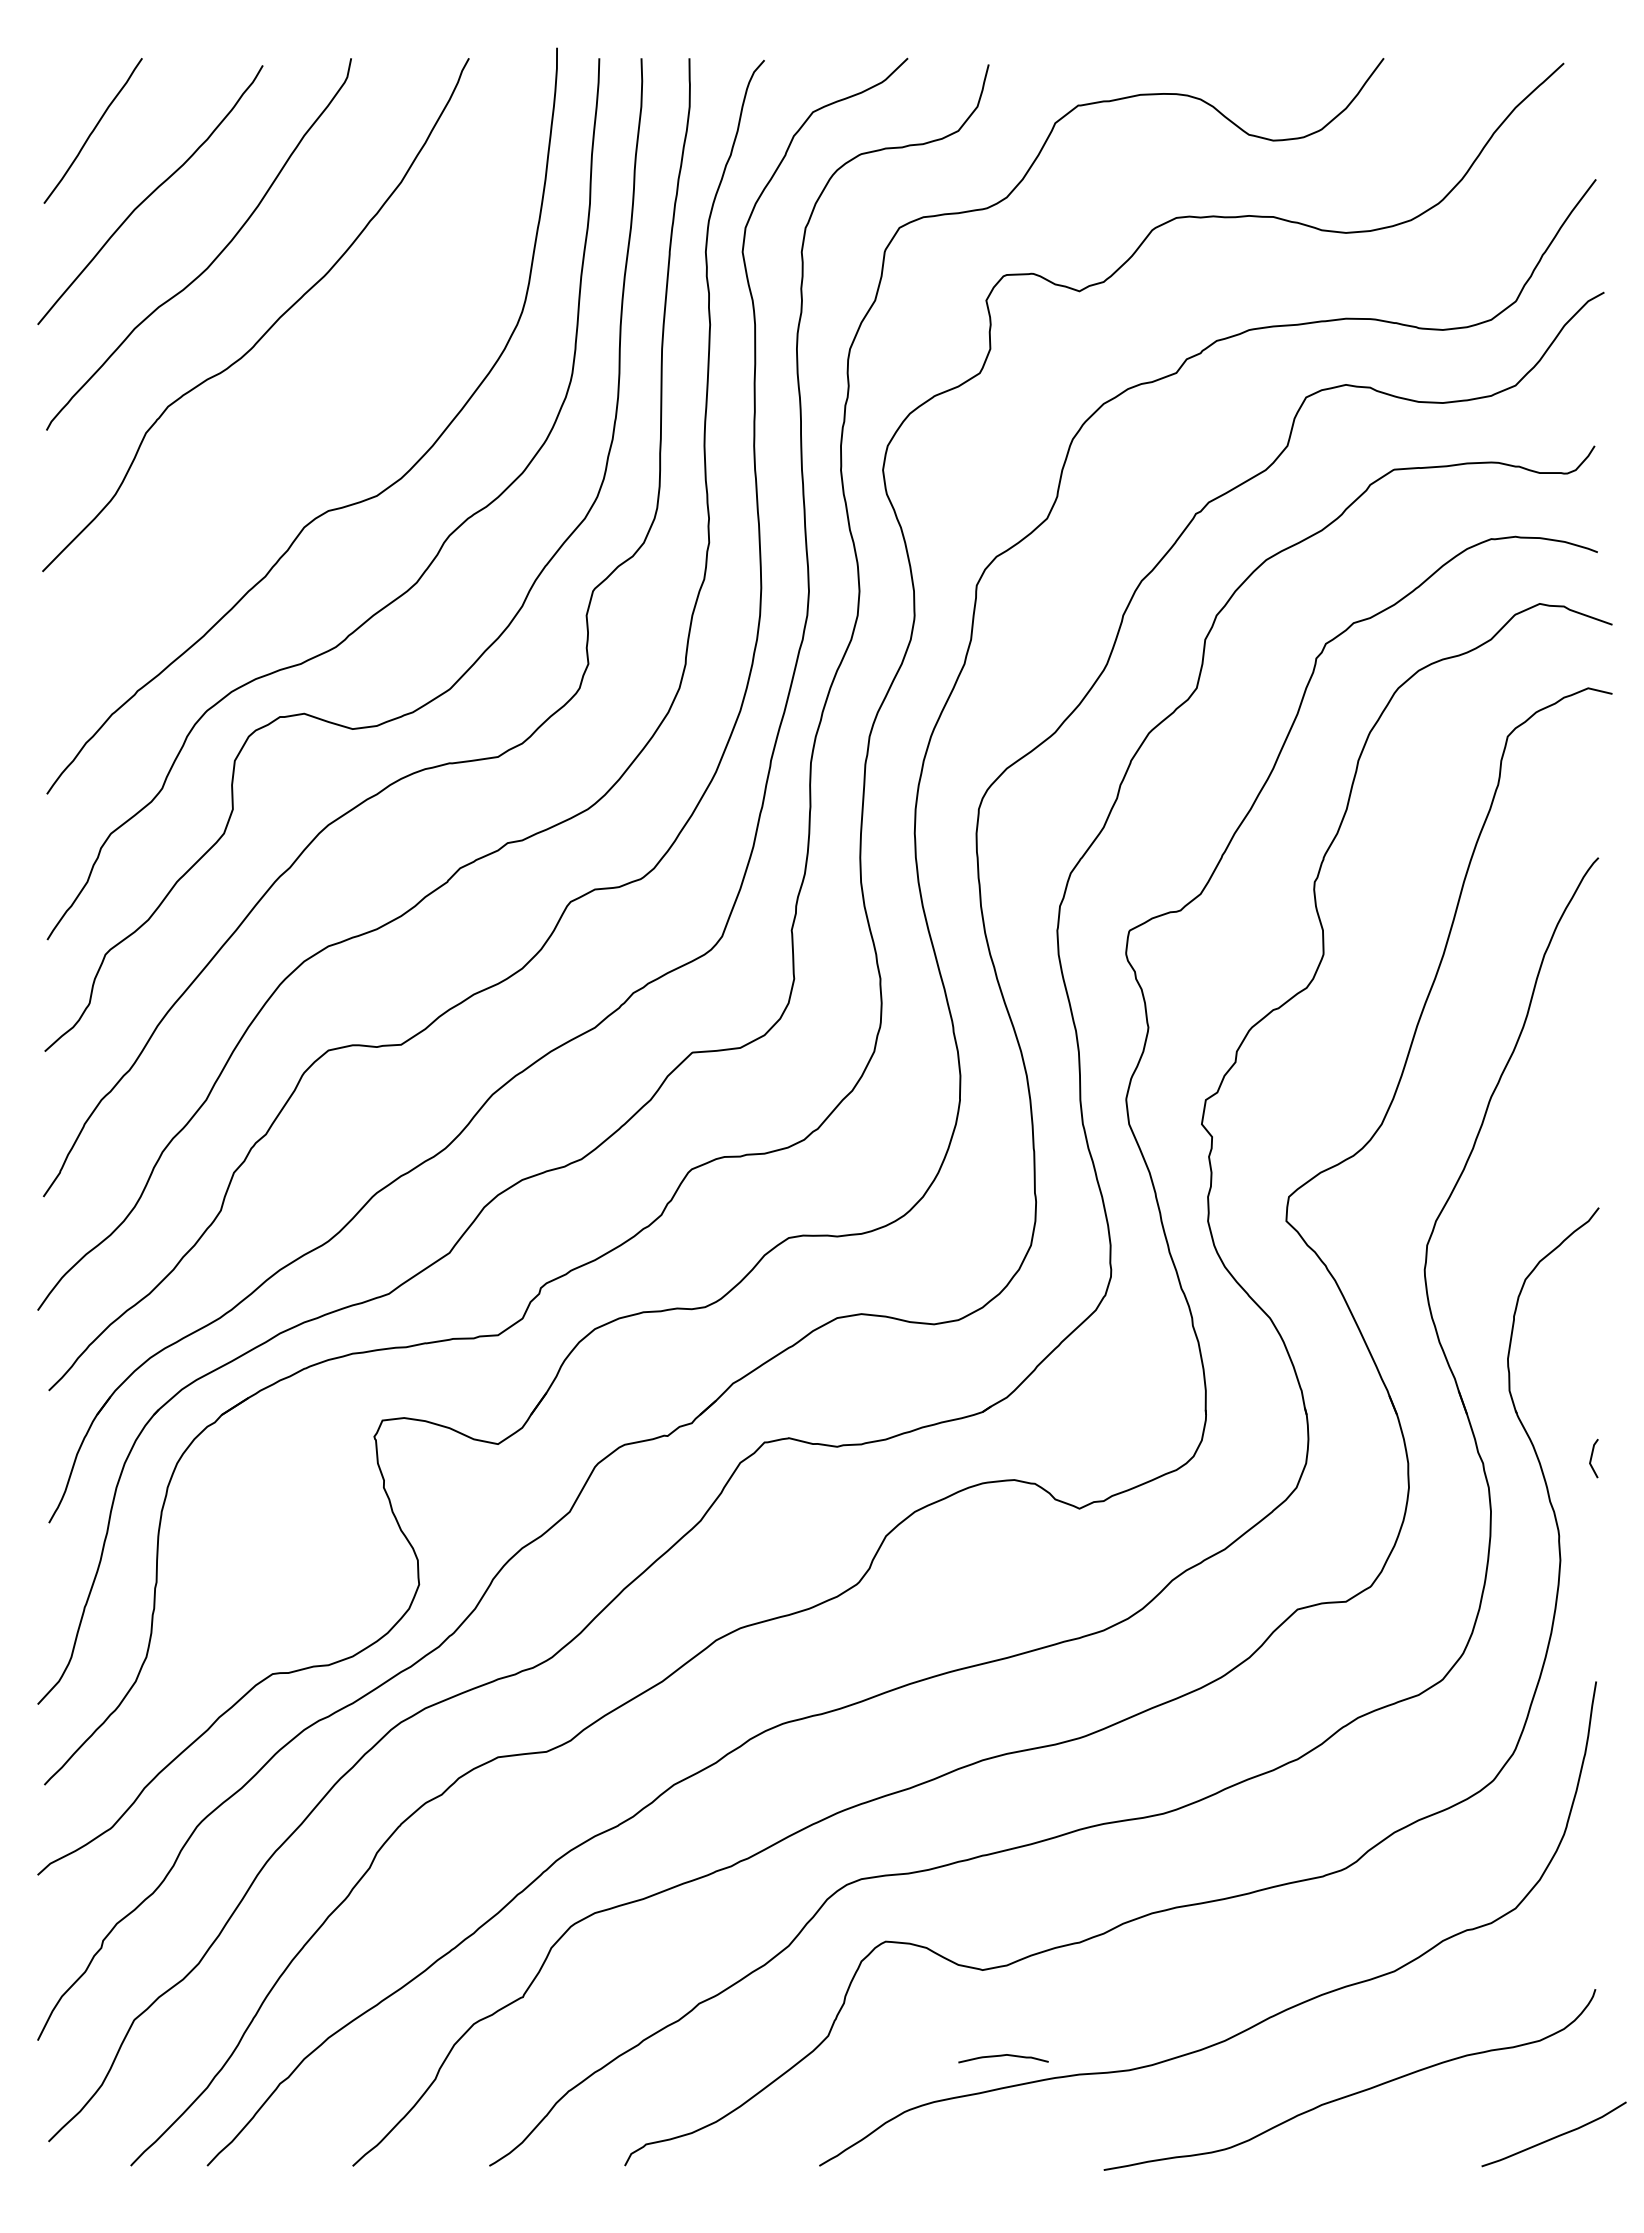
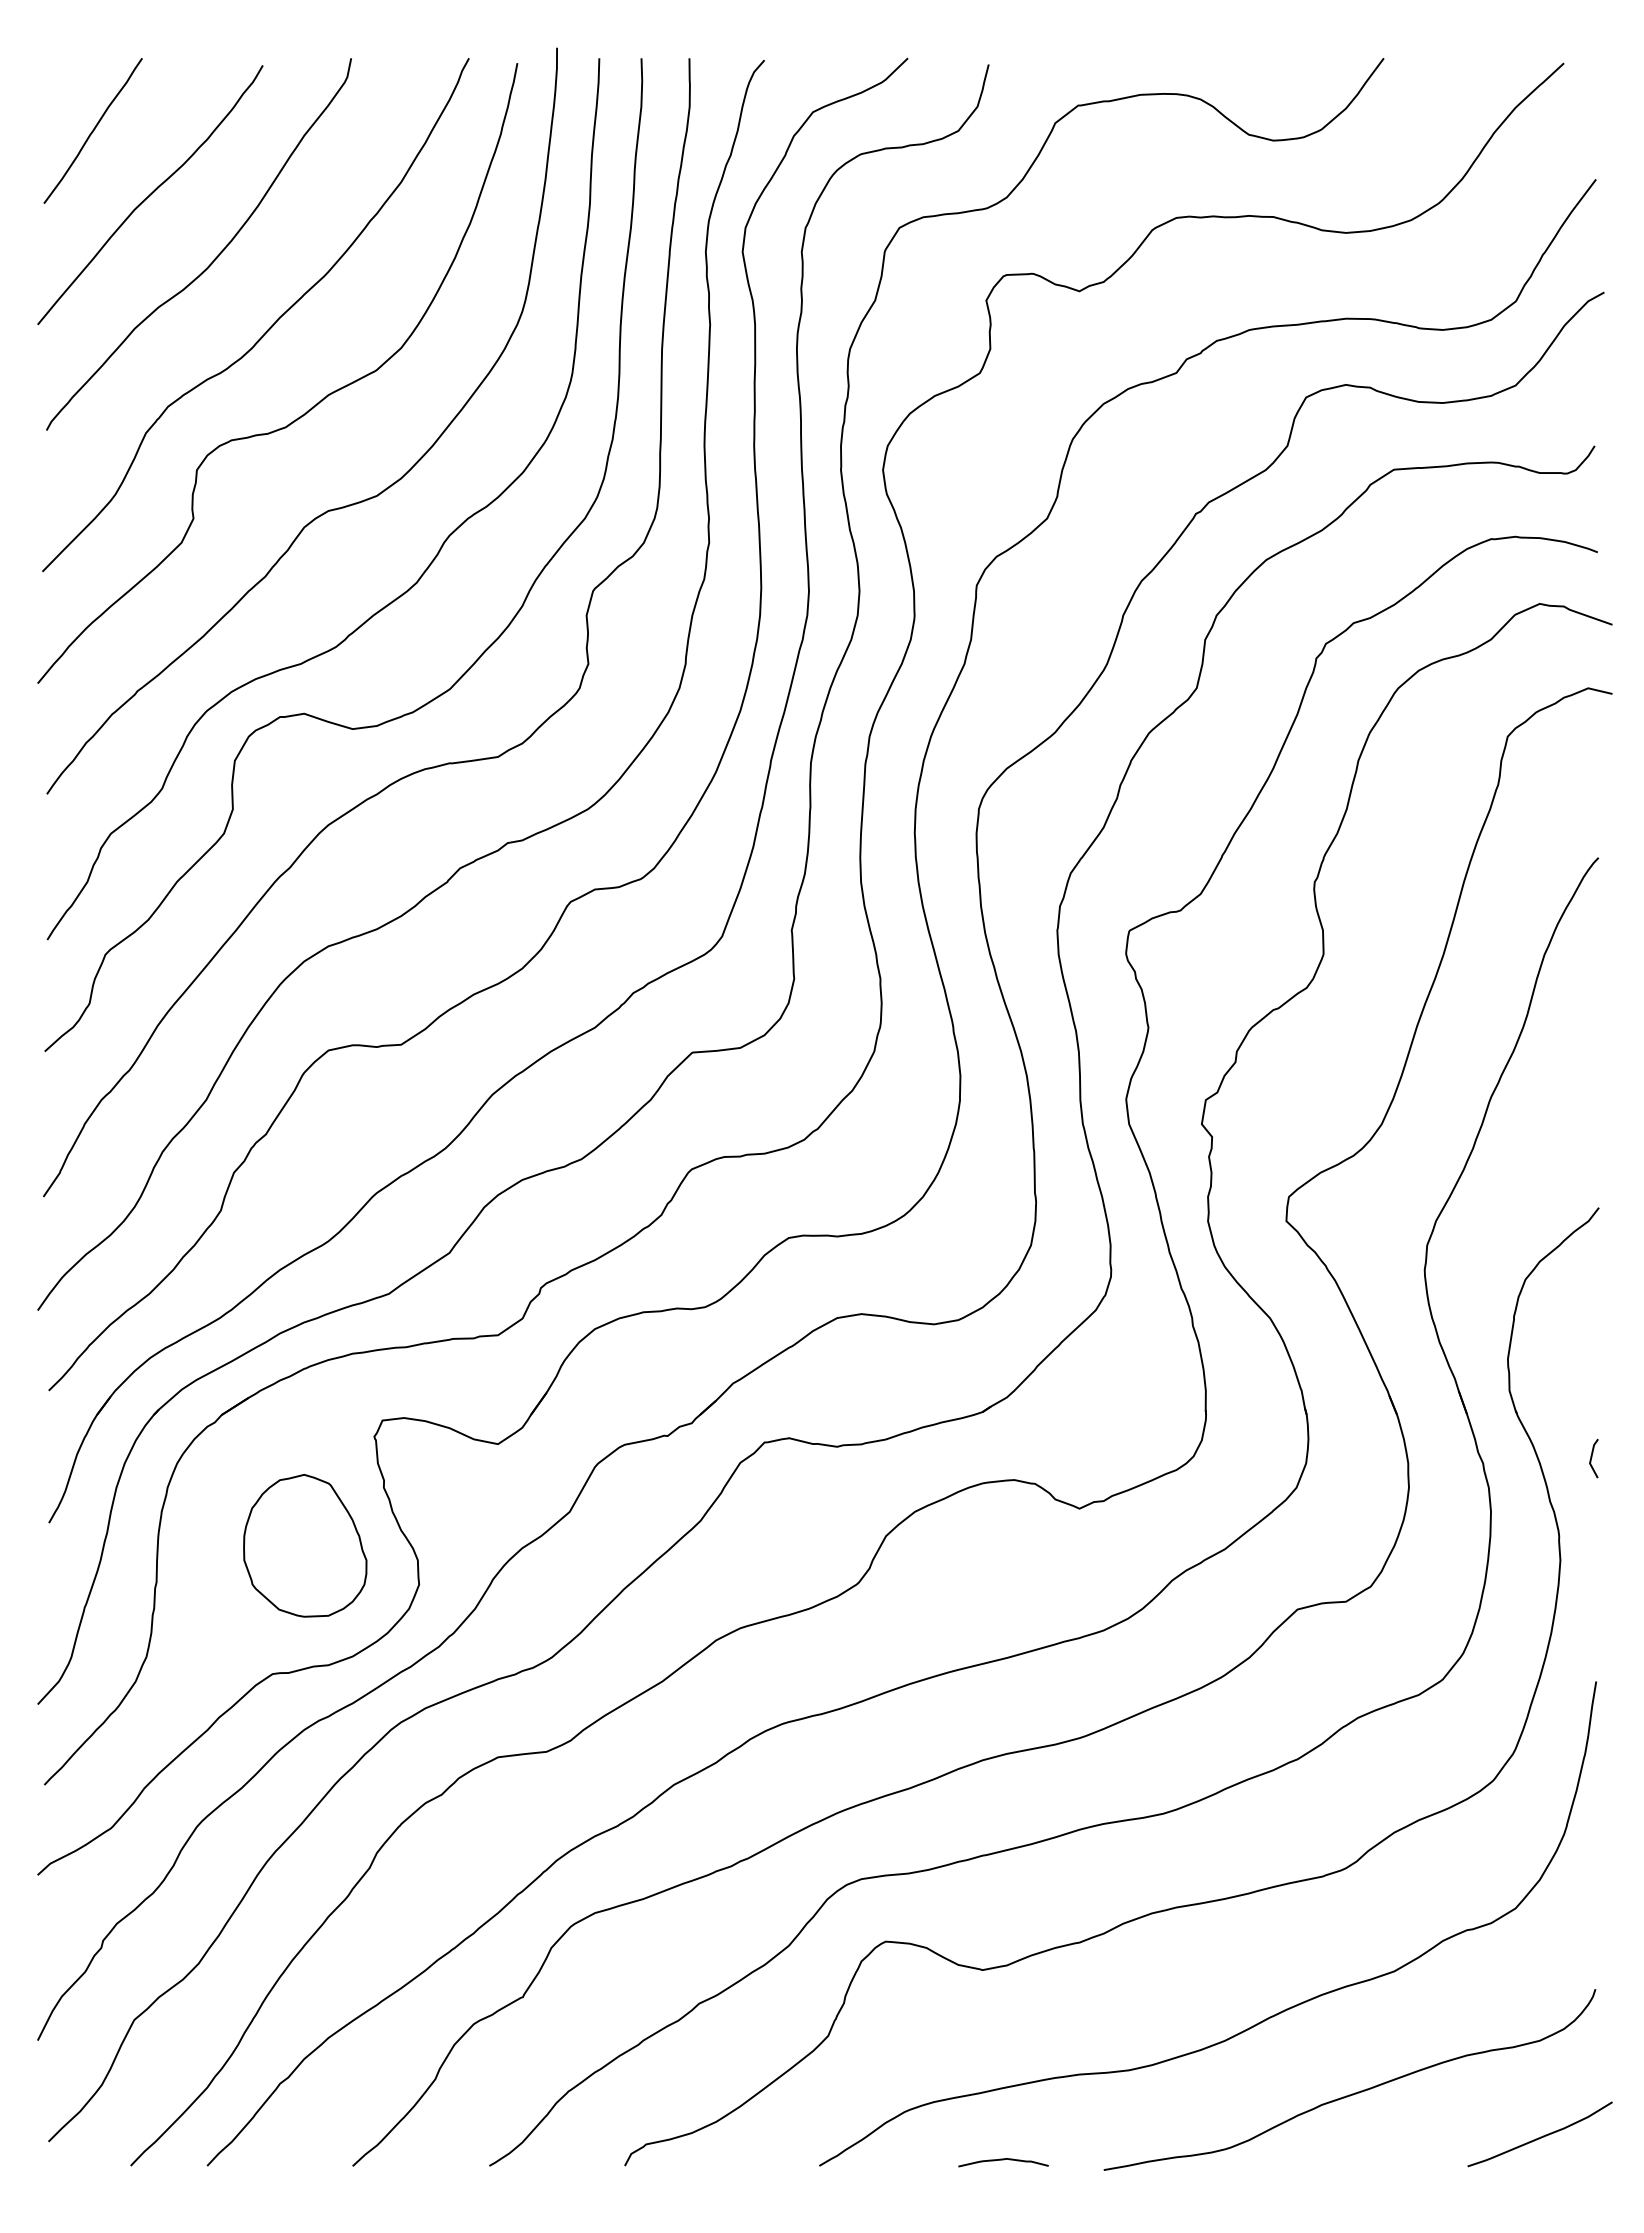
curve: none -> present (307, 410)
part: none -> present (305, 1545)
curve position: (1003, 2056) -> (1003, 2160) (1003, 2160)
curve position: (1554, 2136) -> (1540, 2136) (1540, 2136)
